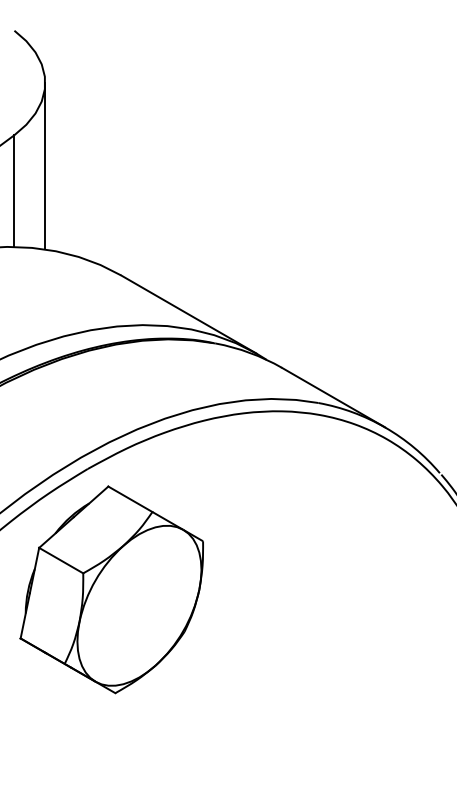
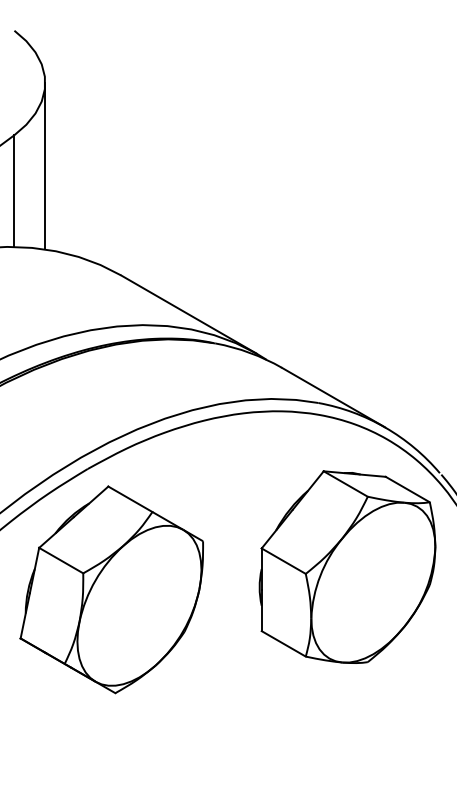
part: none -> present (347, 566)
